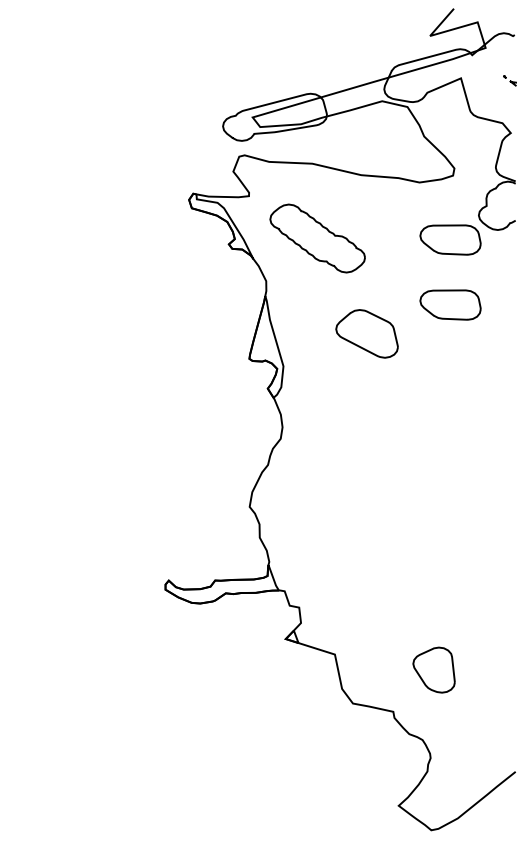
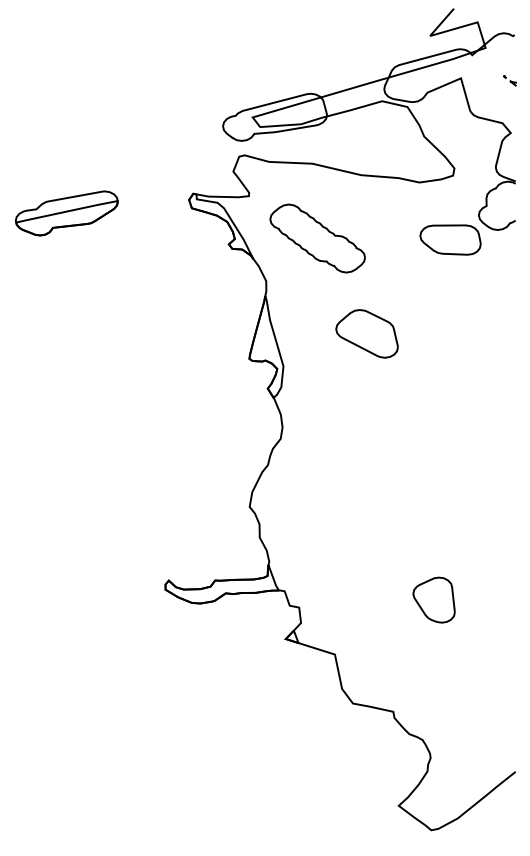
part: none -> present (66, 213)
part: present -> none (450, 304)
part position: (433, 669) -> (433, 599) (433, 599)
